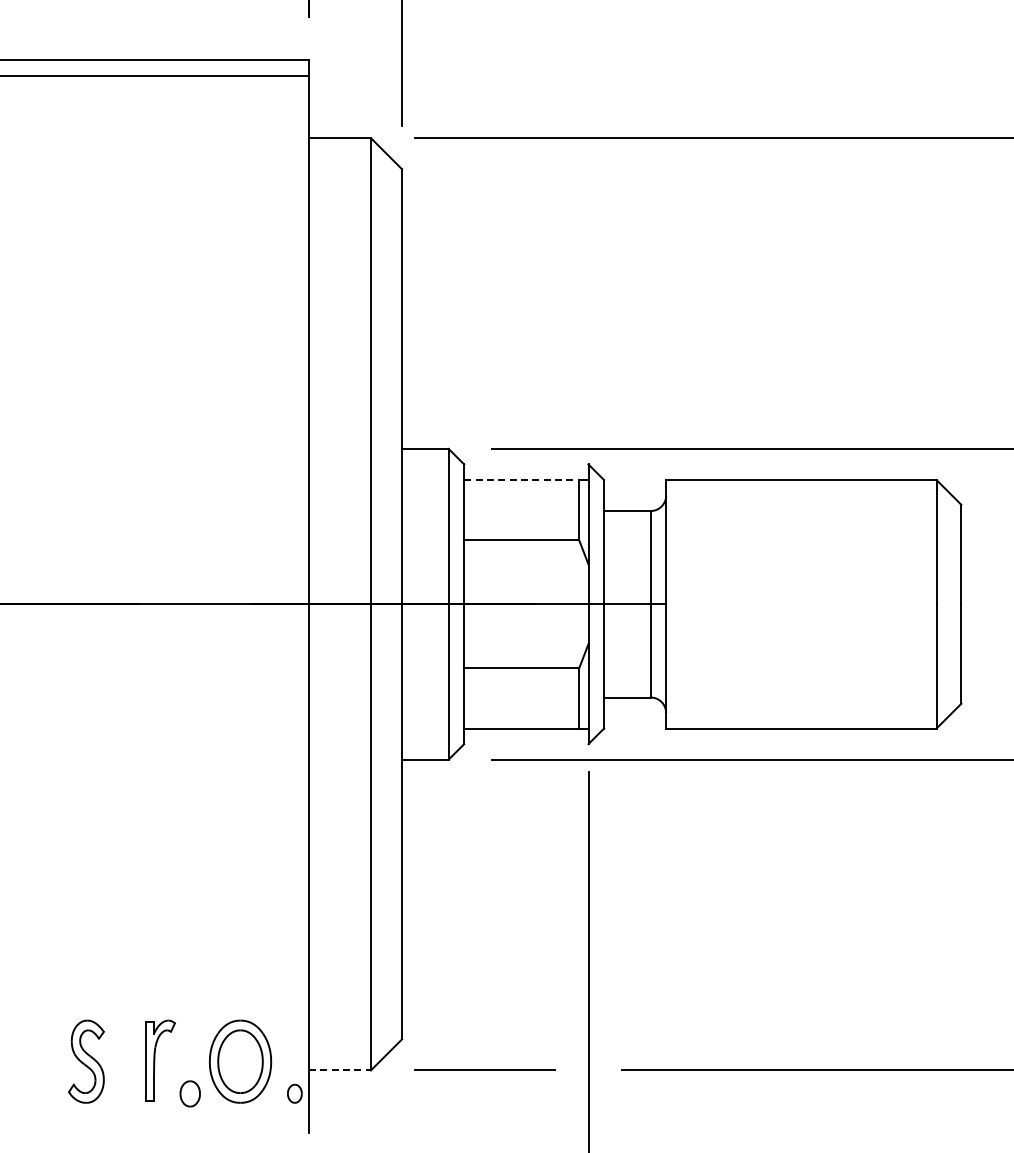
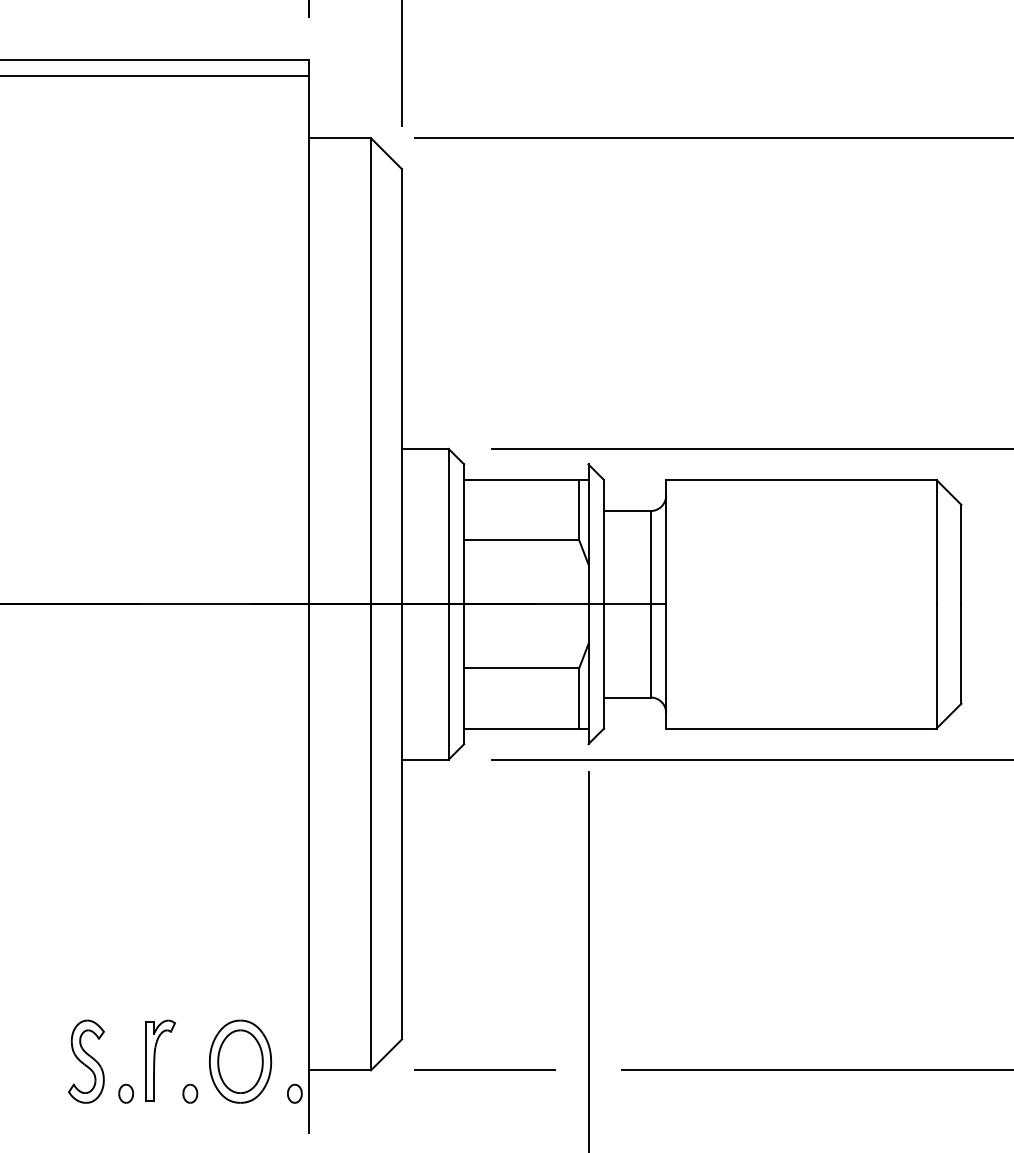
line: dashed -> solid (522, 479)
line: dashed -> solid (340, 1070)
part: none -> present (125, 1093)
part size: 22x28 px -> 17x21 px (190, 1093)
